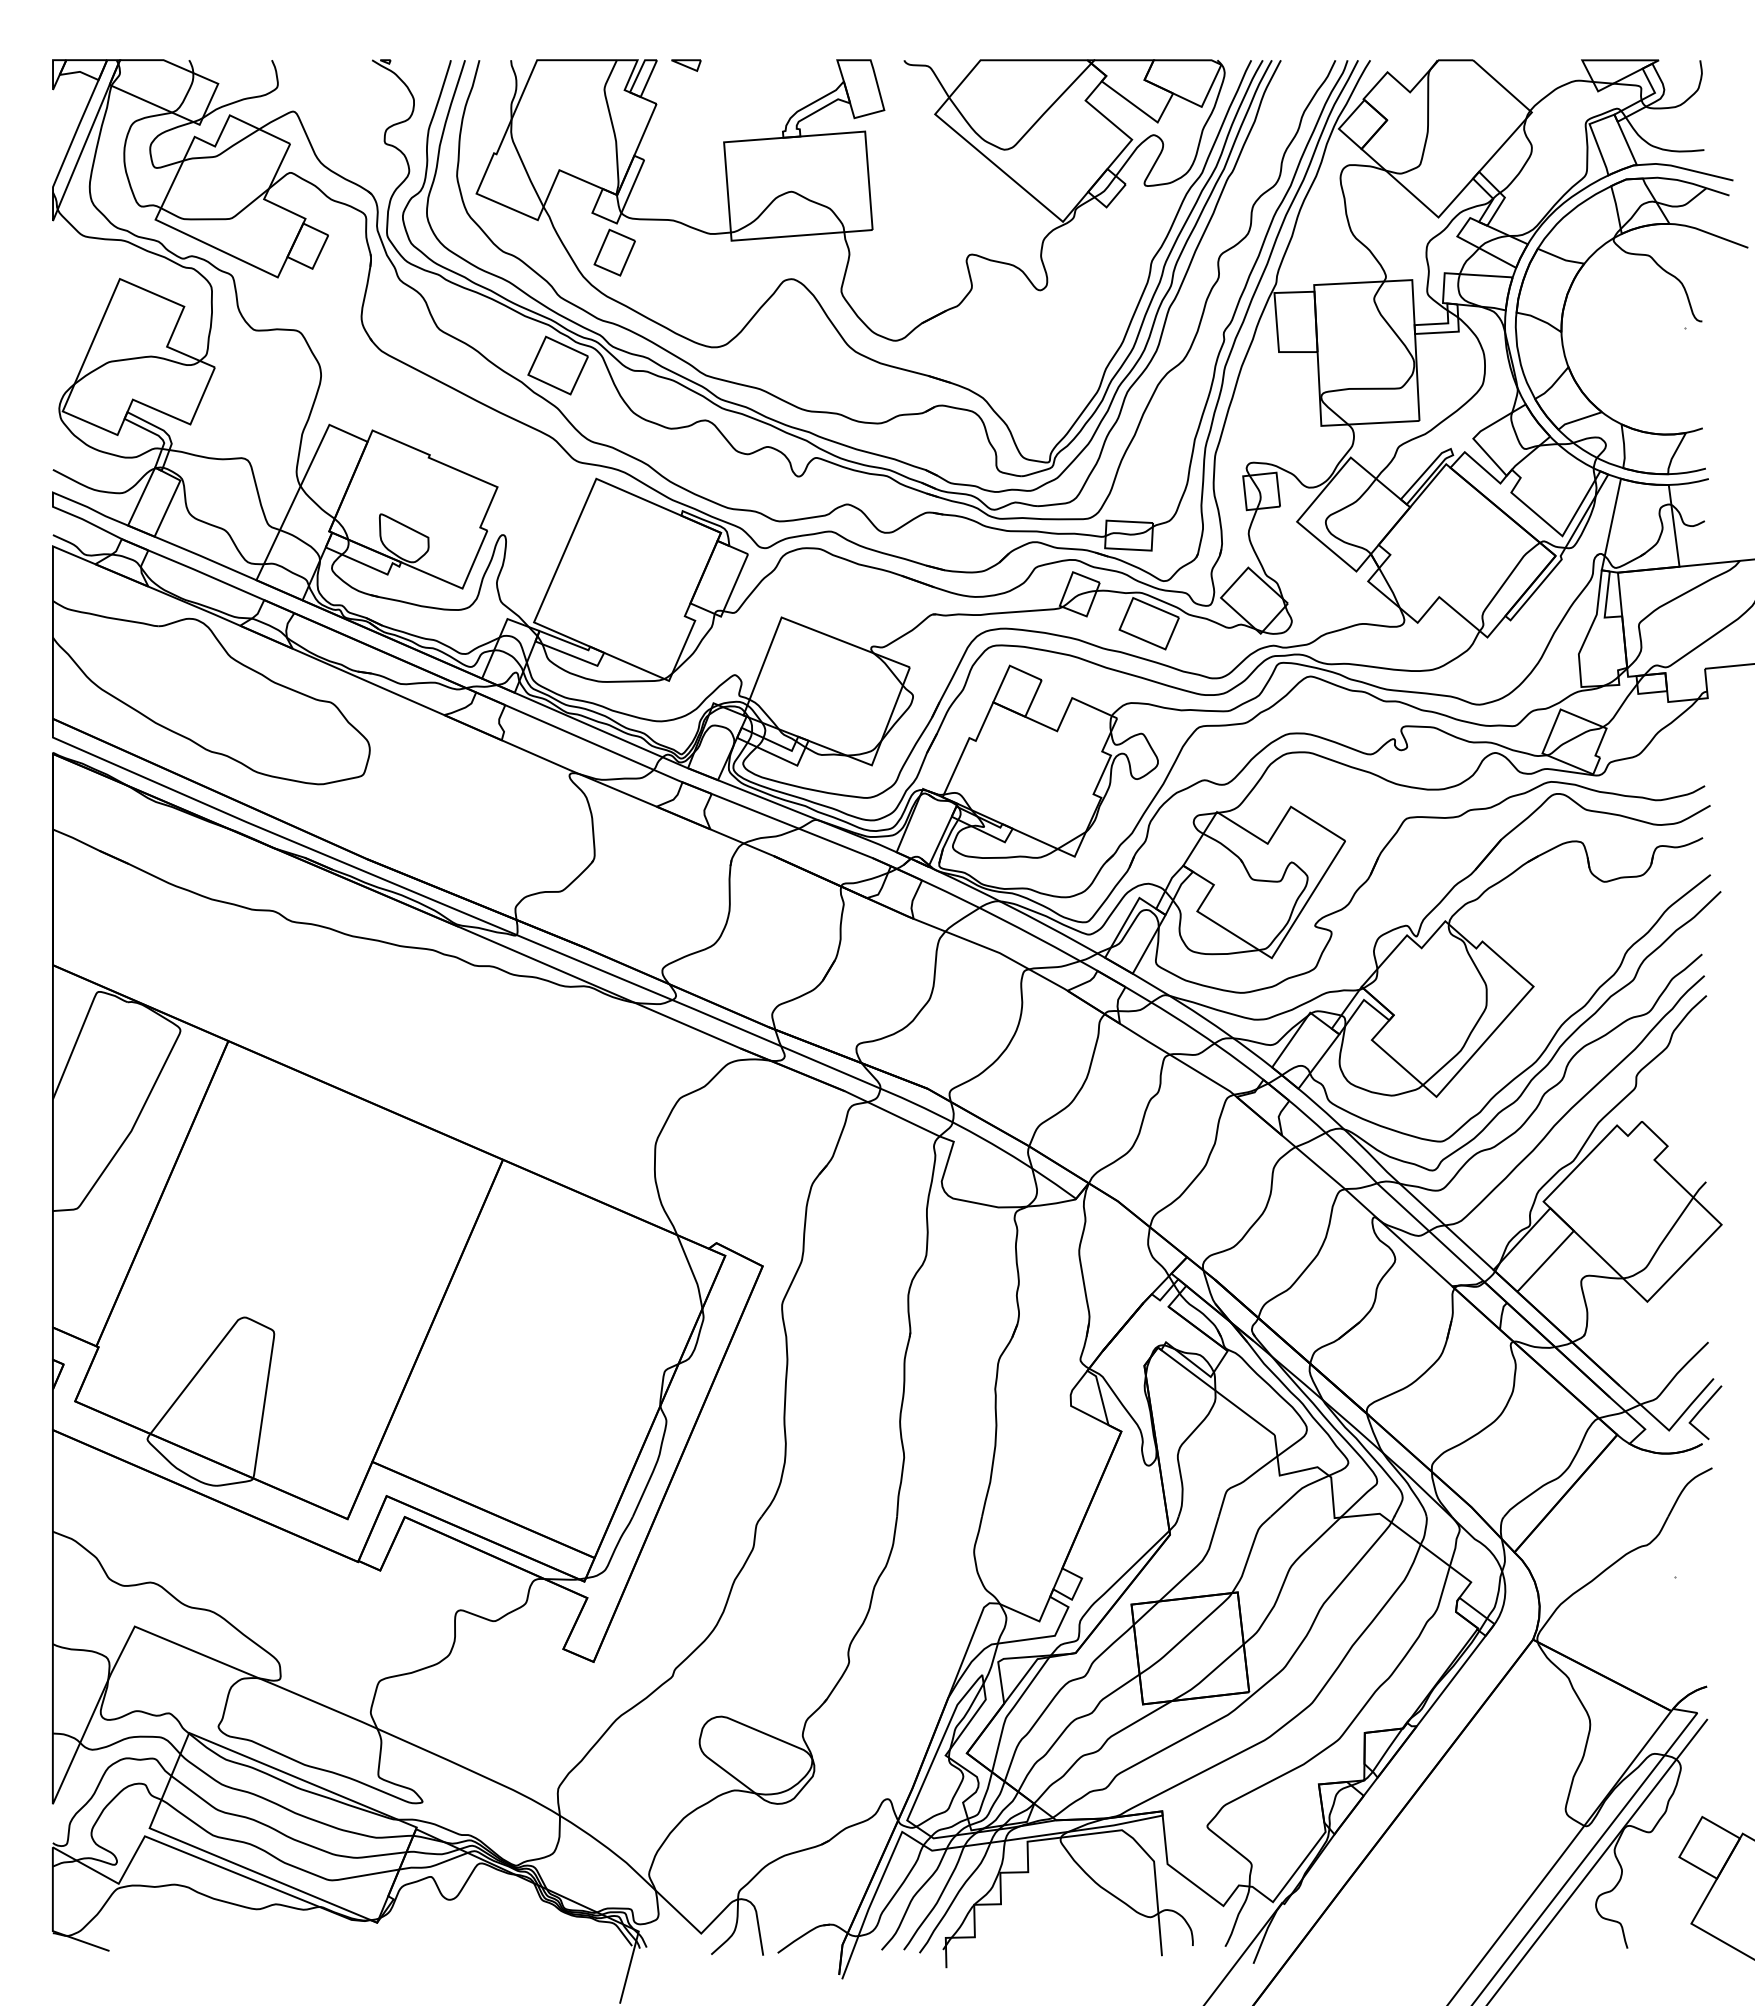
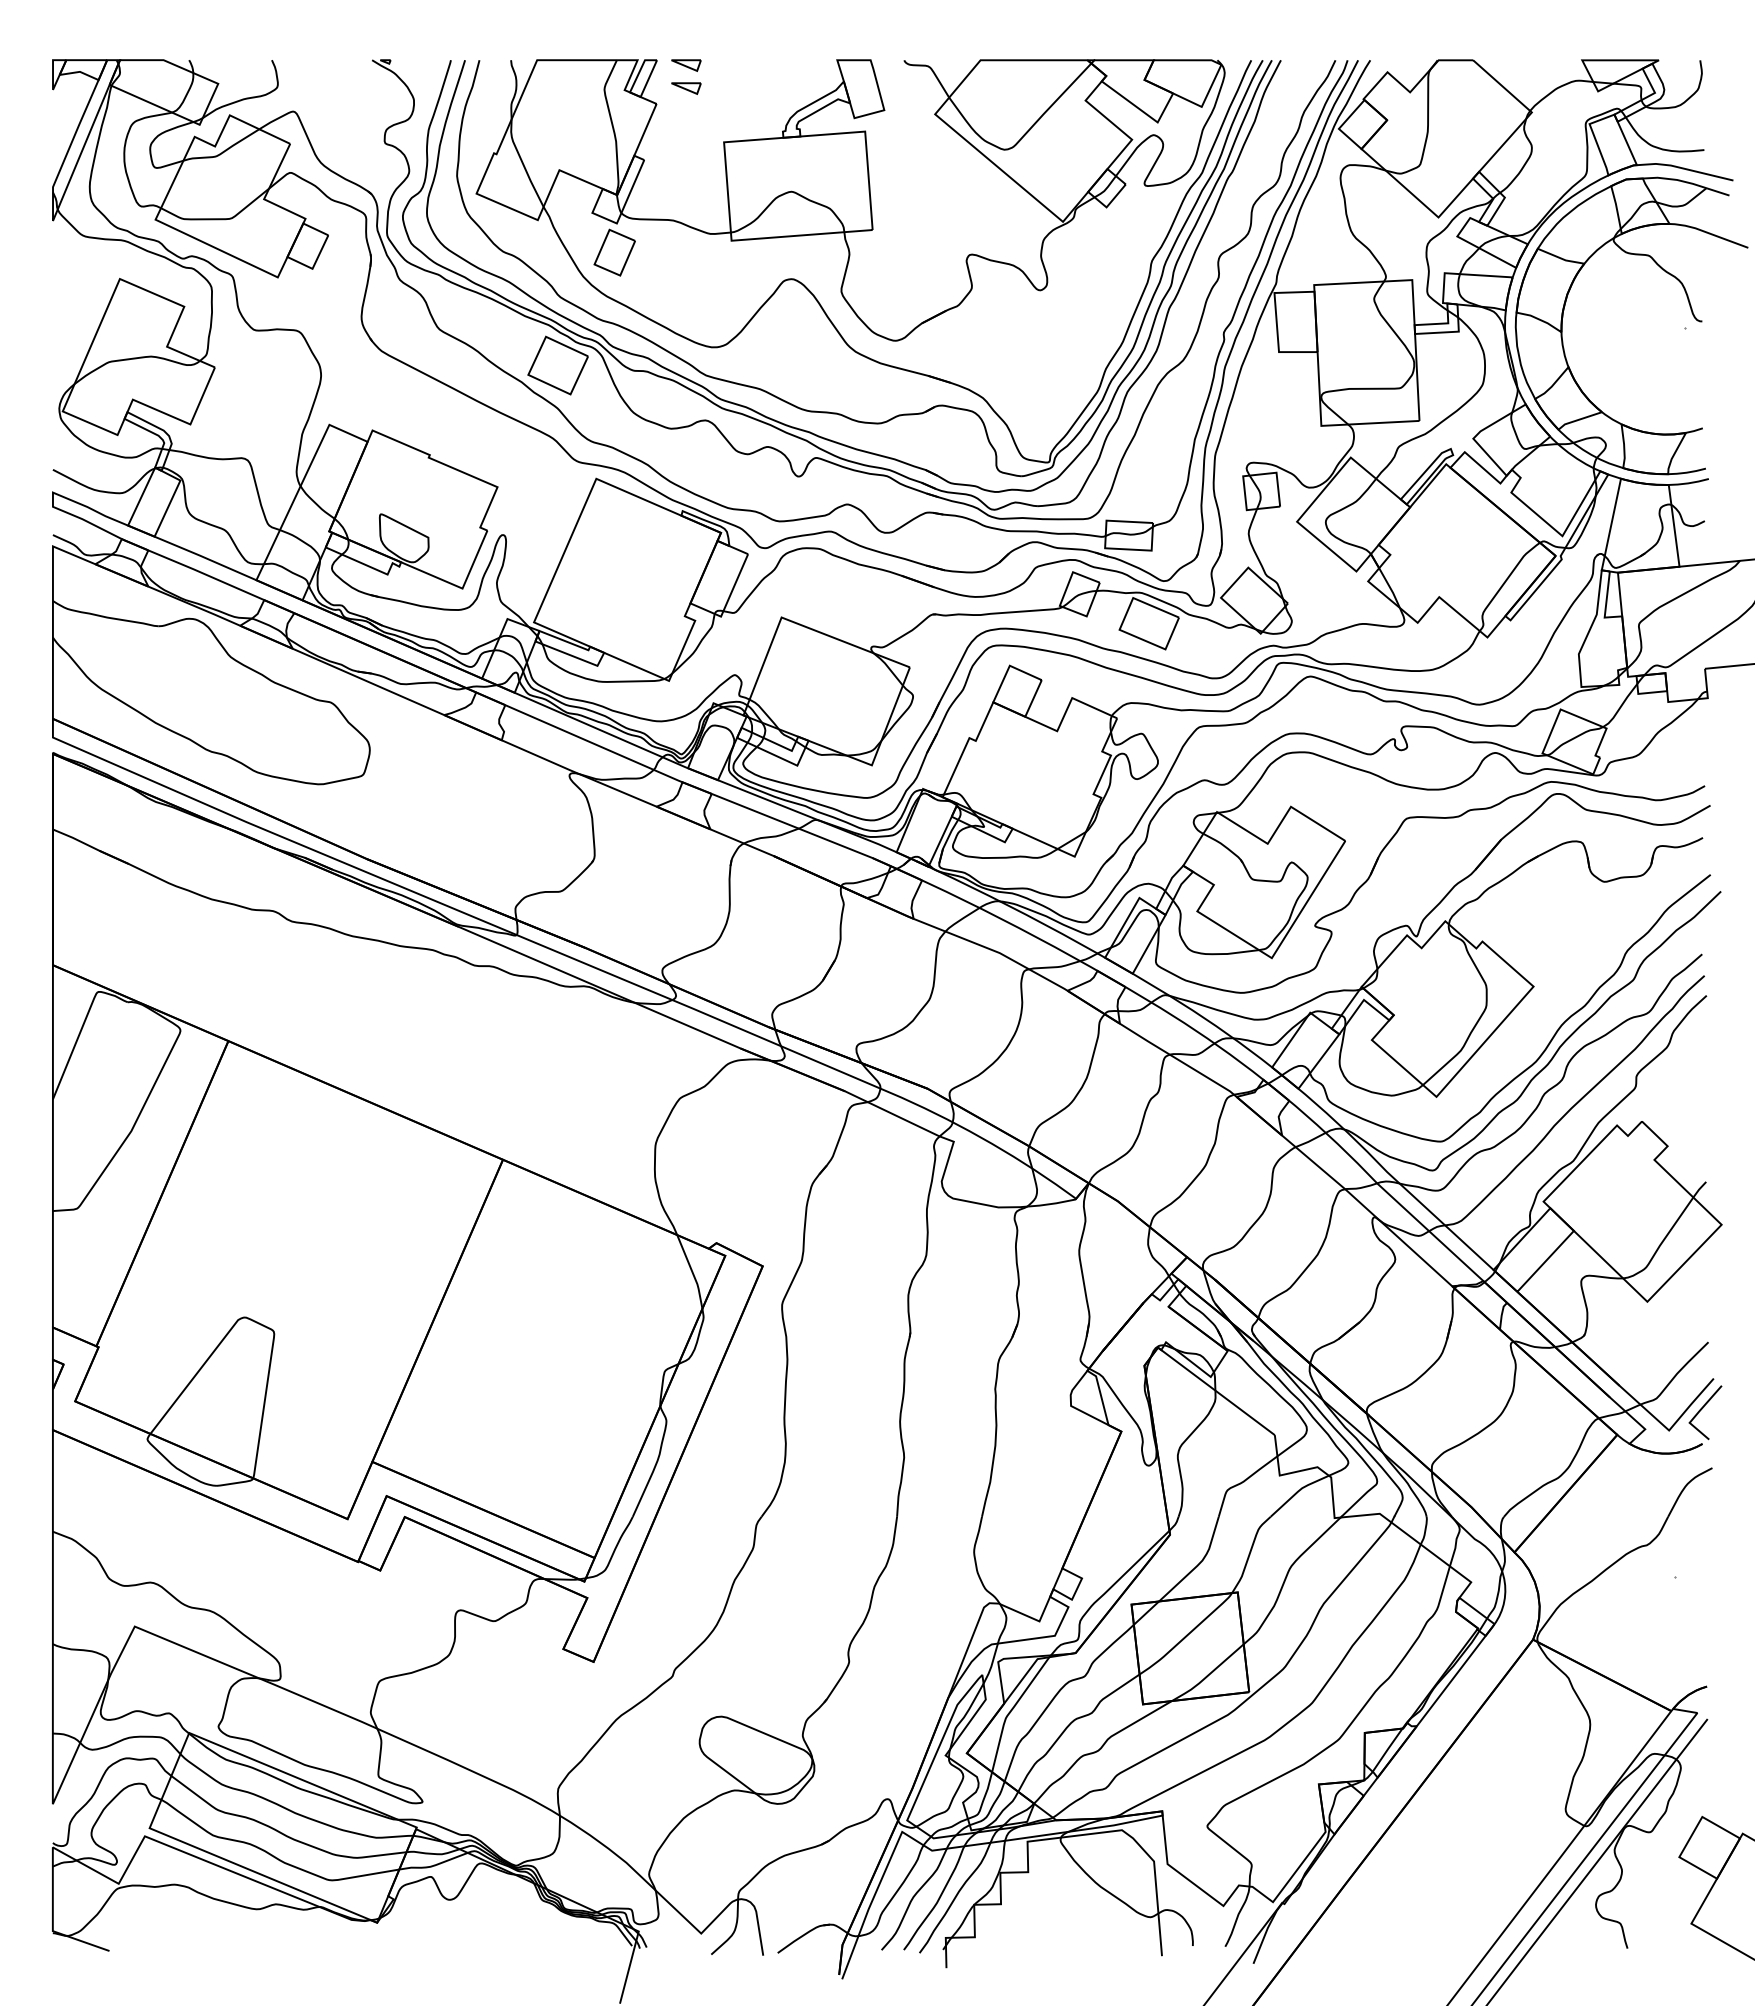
part: none -> present (686, 88)
